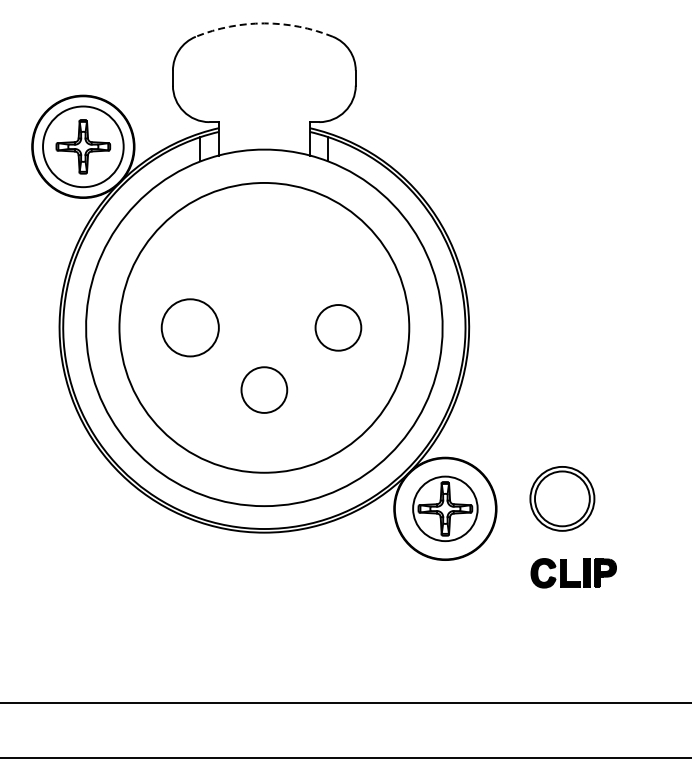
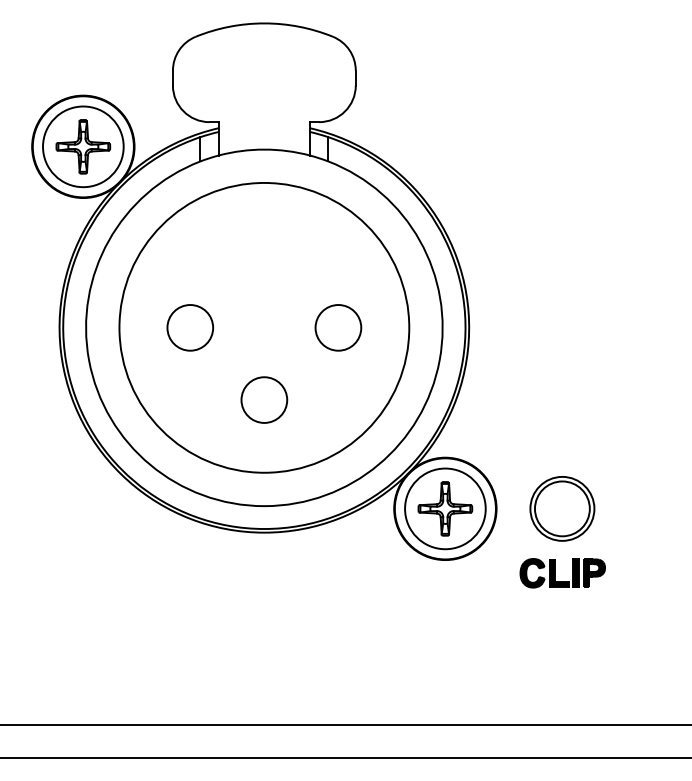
arc: dashed -> solid (264, 23)
circle diameter: 57 px -> 46 px (190, 327)
circle position: (264, 389) -> (264, 399) (264, 399)
part position: (562, 498) -> (562, 508) (562, 508)
circle diameter: 65 px -> 81 px (445, 508)
part position: (566, 573) -> (555, 573) (555, 573)
line position: (345, 702) -> (345, 724) (345, 724)
